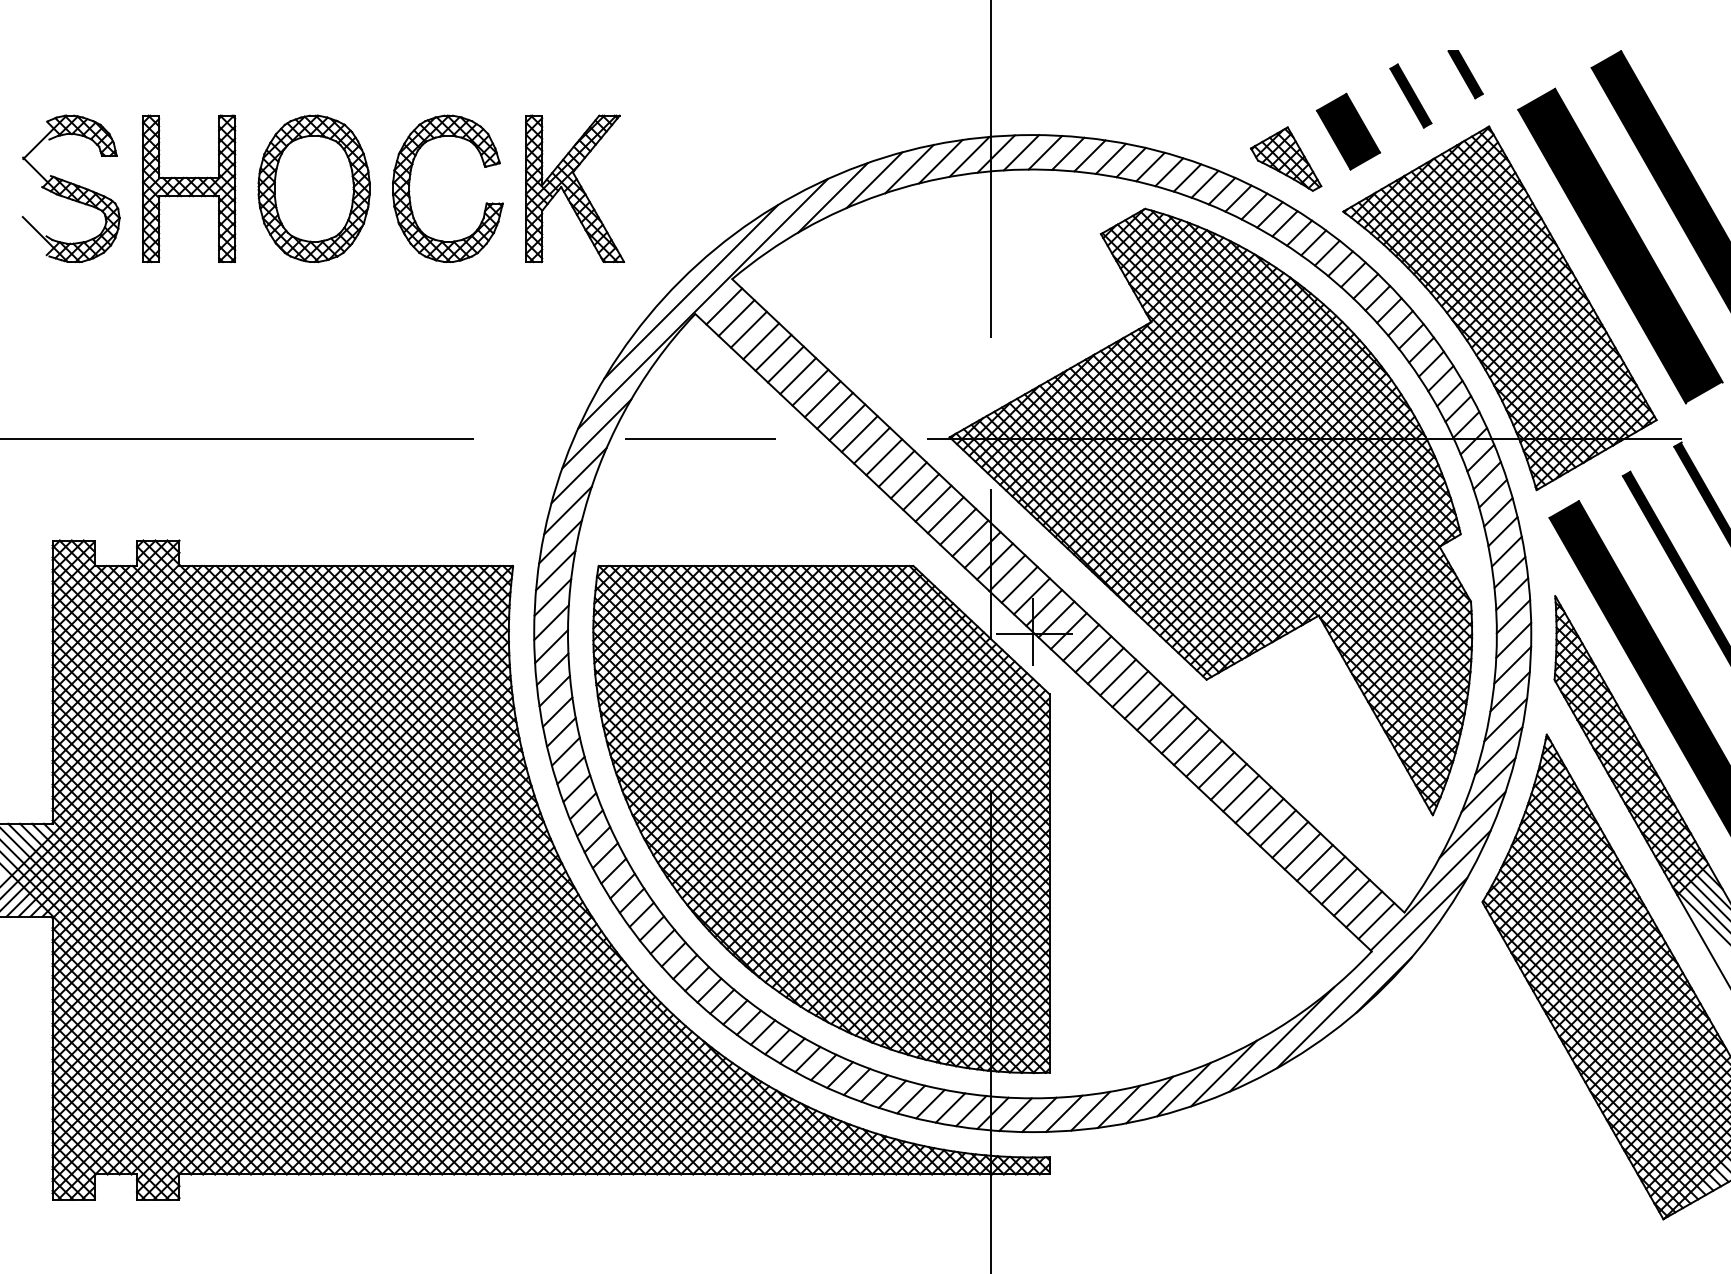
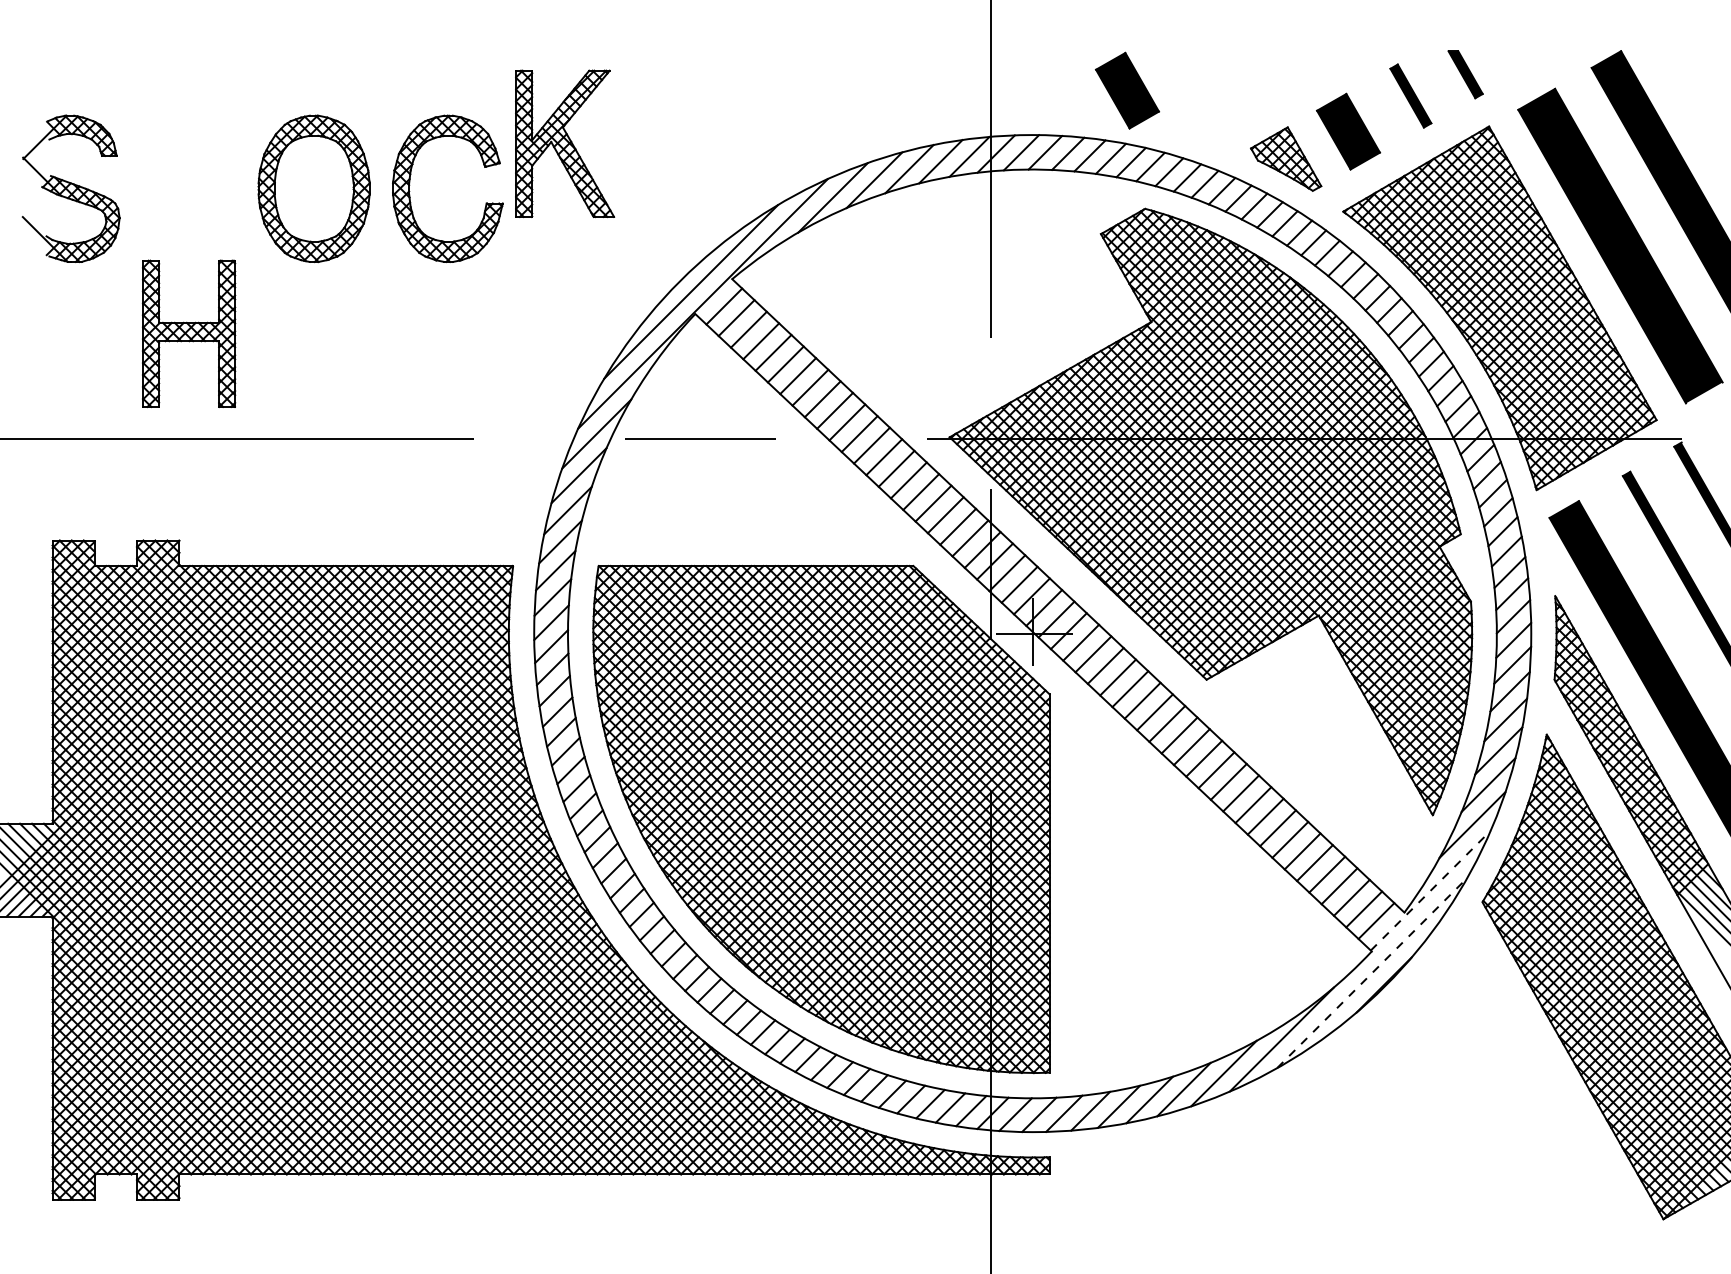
part: none -> present (1127, 90)
part position: (188, 188) -> (188, 333) (188, 333)
part position: (575, 188) -> (565, 143) (565, 143)
line: solid -> dashed (1430, 890)
line: solid -> dashed (1372, 972)
